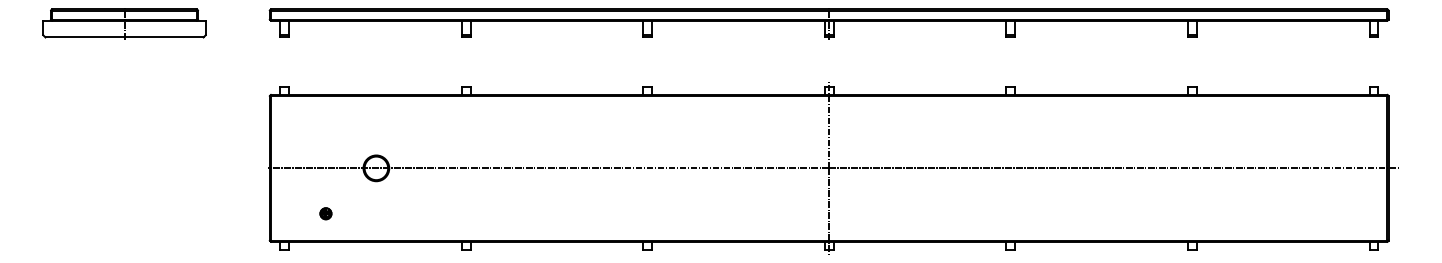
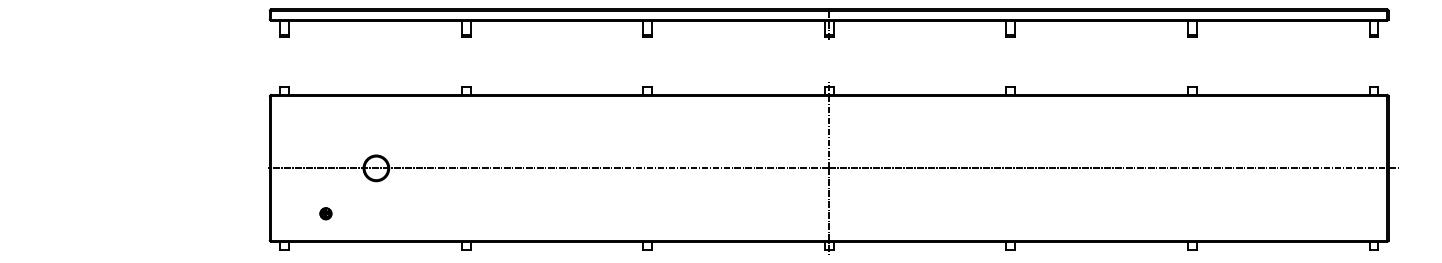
part: present -> none (124, 23)
